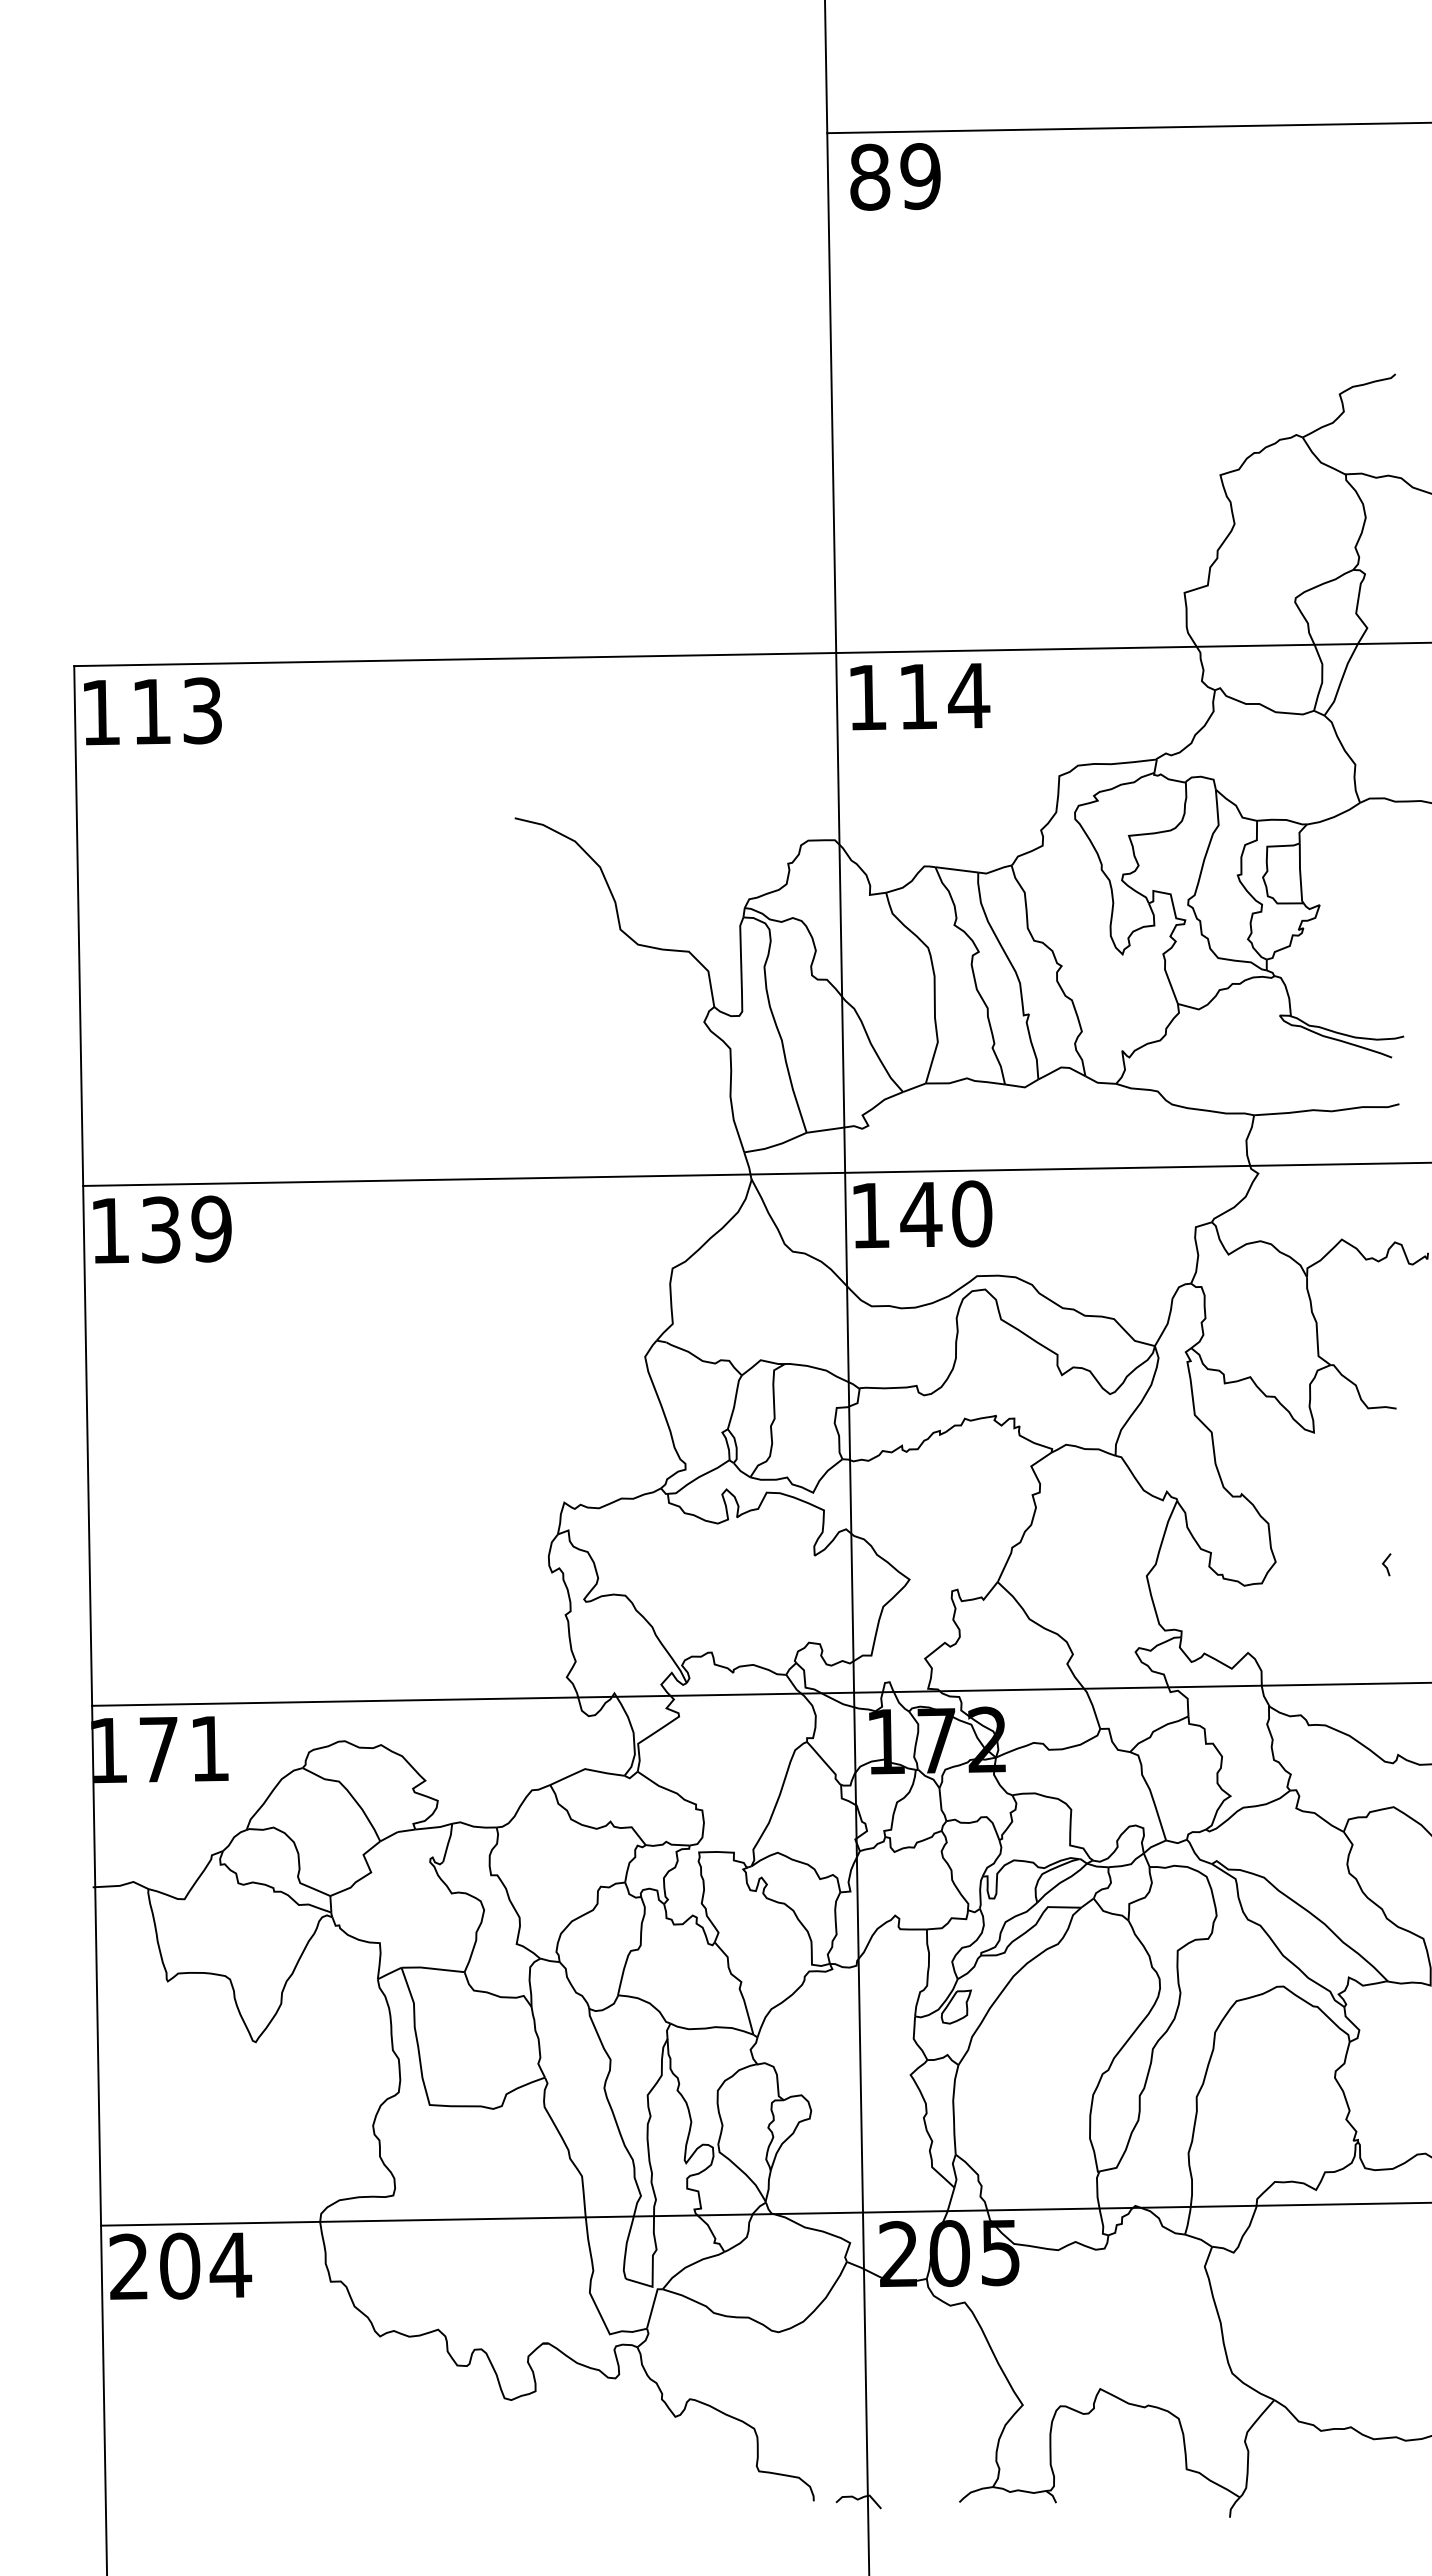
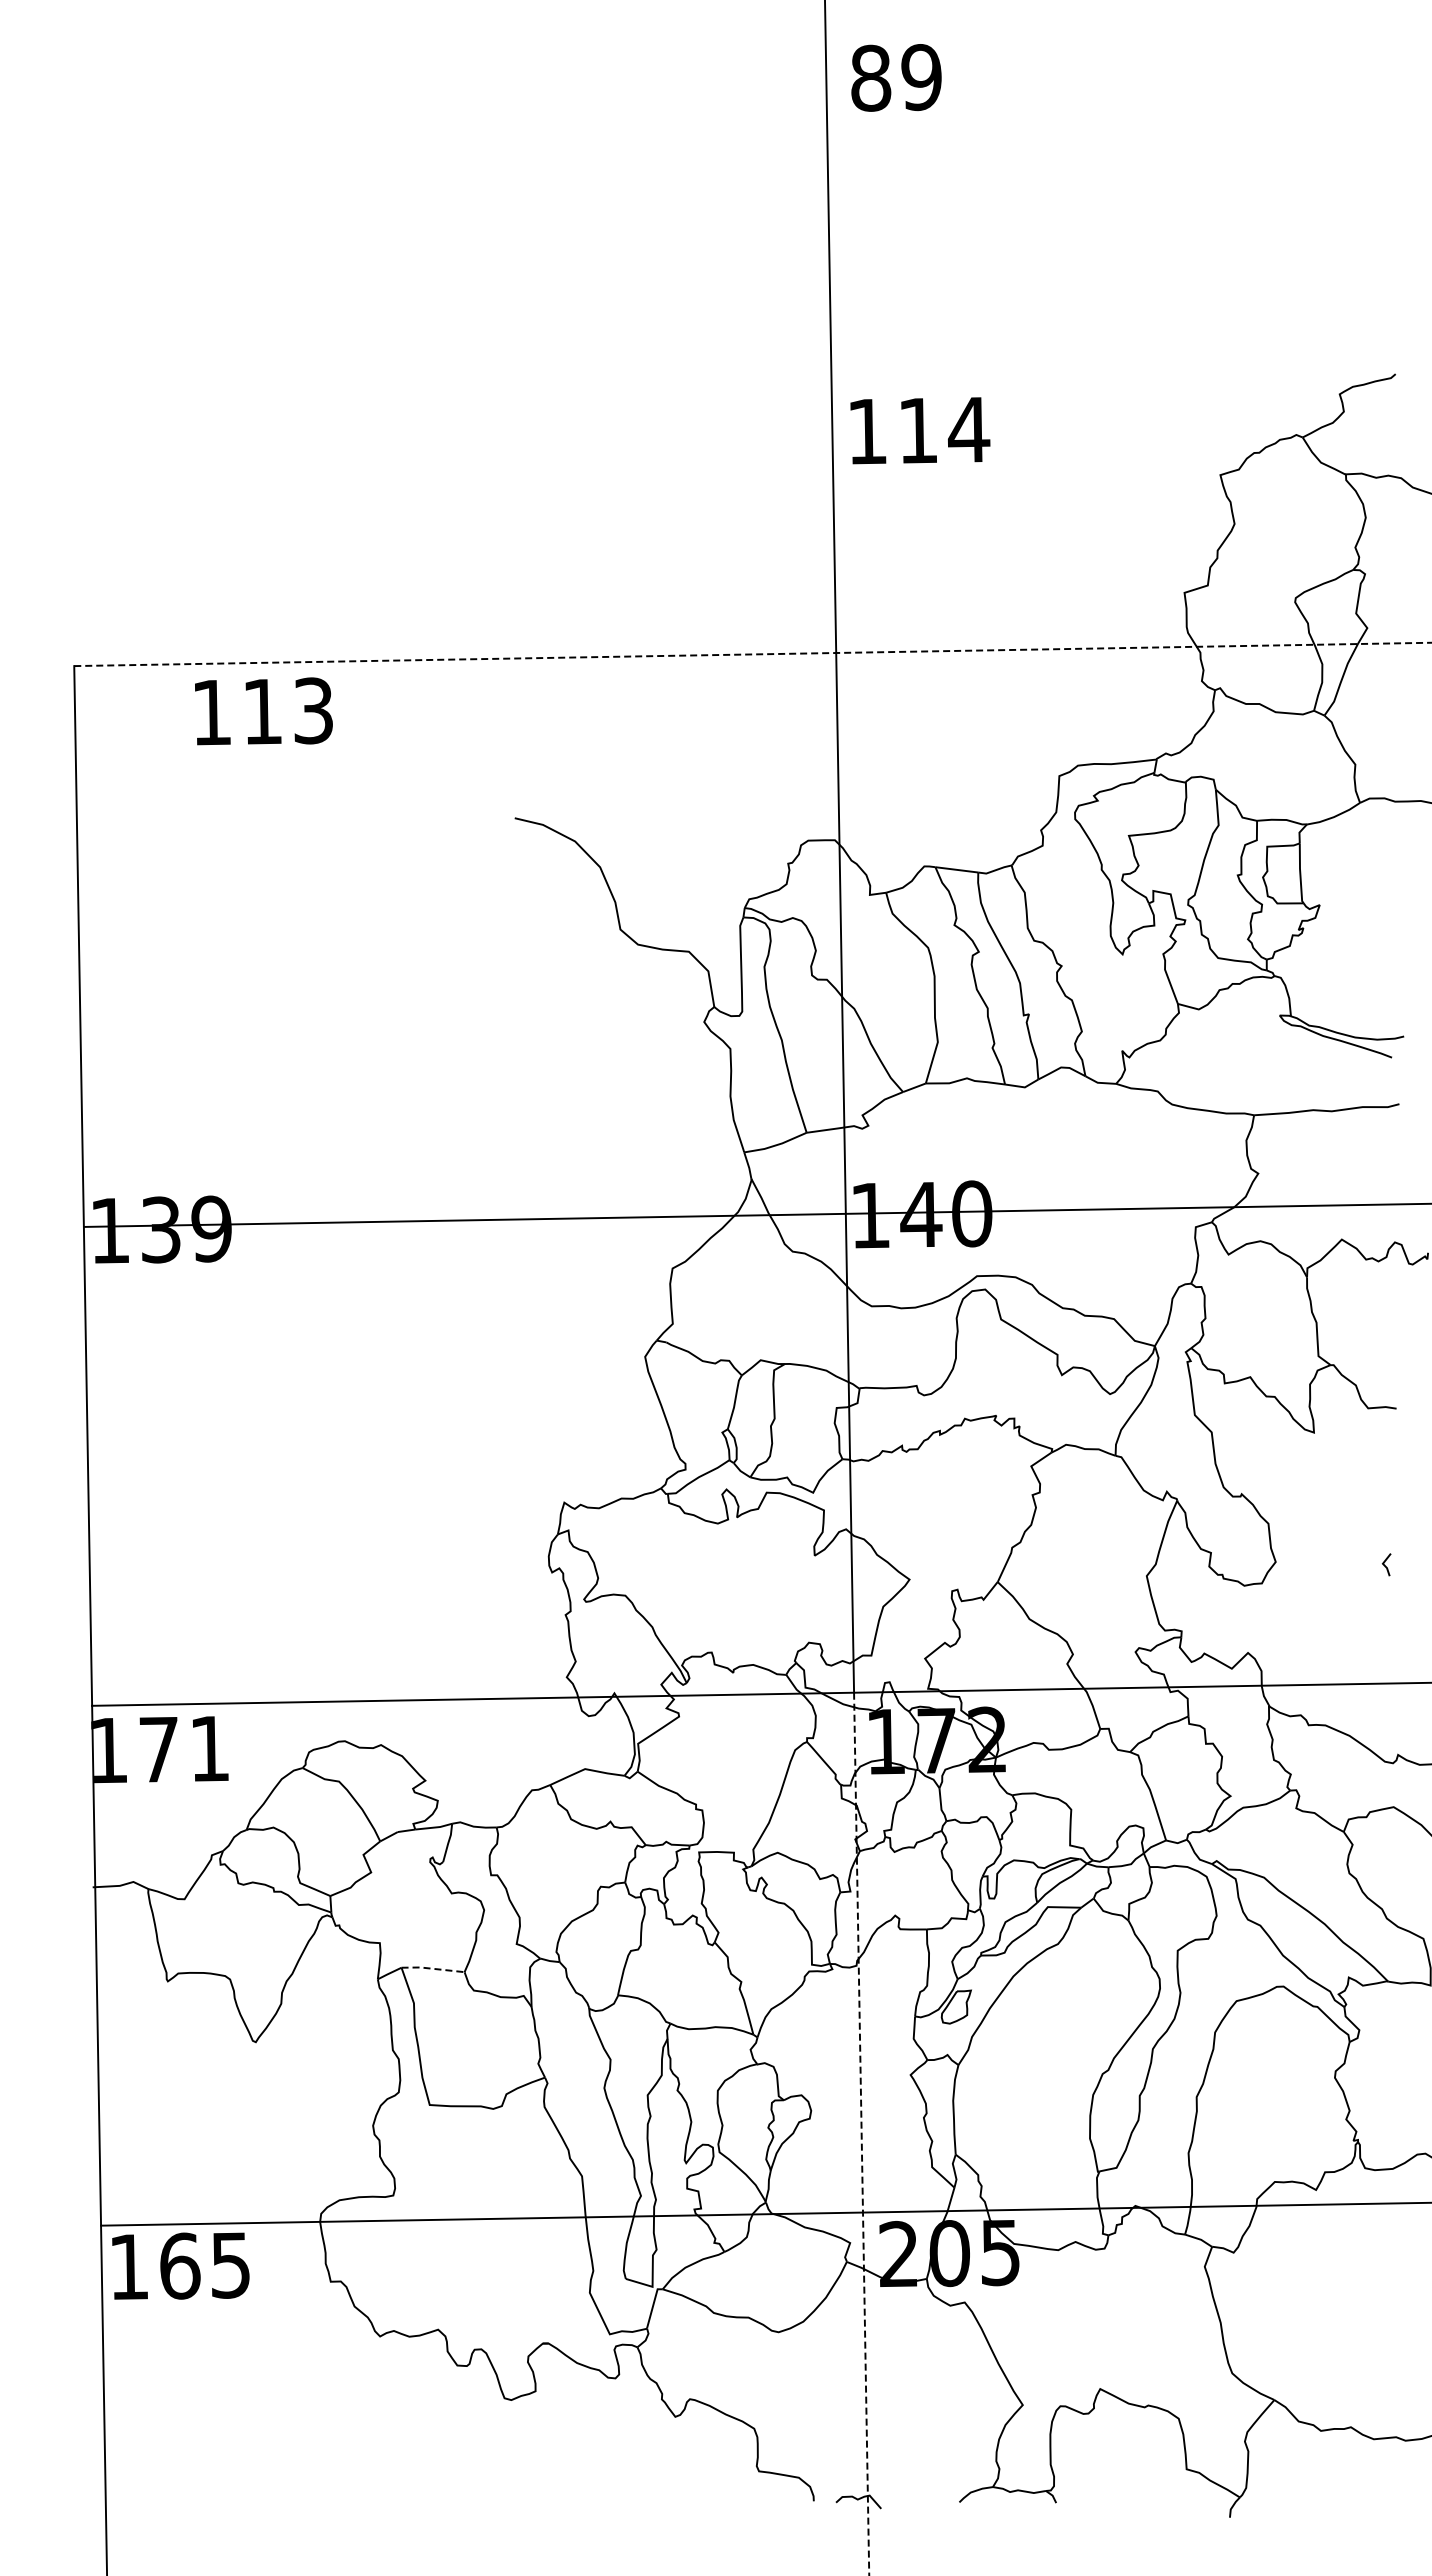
line: present -> none (1127, 127)
text position: (895, 176) -> (896, 77) (896, 77)
line: solid -> dashed (753, 654)
text position: (920, 696) -> (920, 430) (920, 430)
text position: (152, 711) -> (263, 711) (263, 711)
line position: (755, 1173) -> (756, 1214) (756, 1214)
line: solid -> dashed (433, 1968)
line: solid -> dashed (861, 2134)
text: 204 -> 165 (180, 2265)
